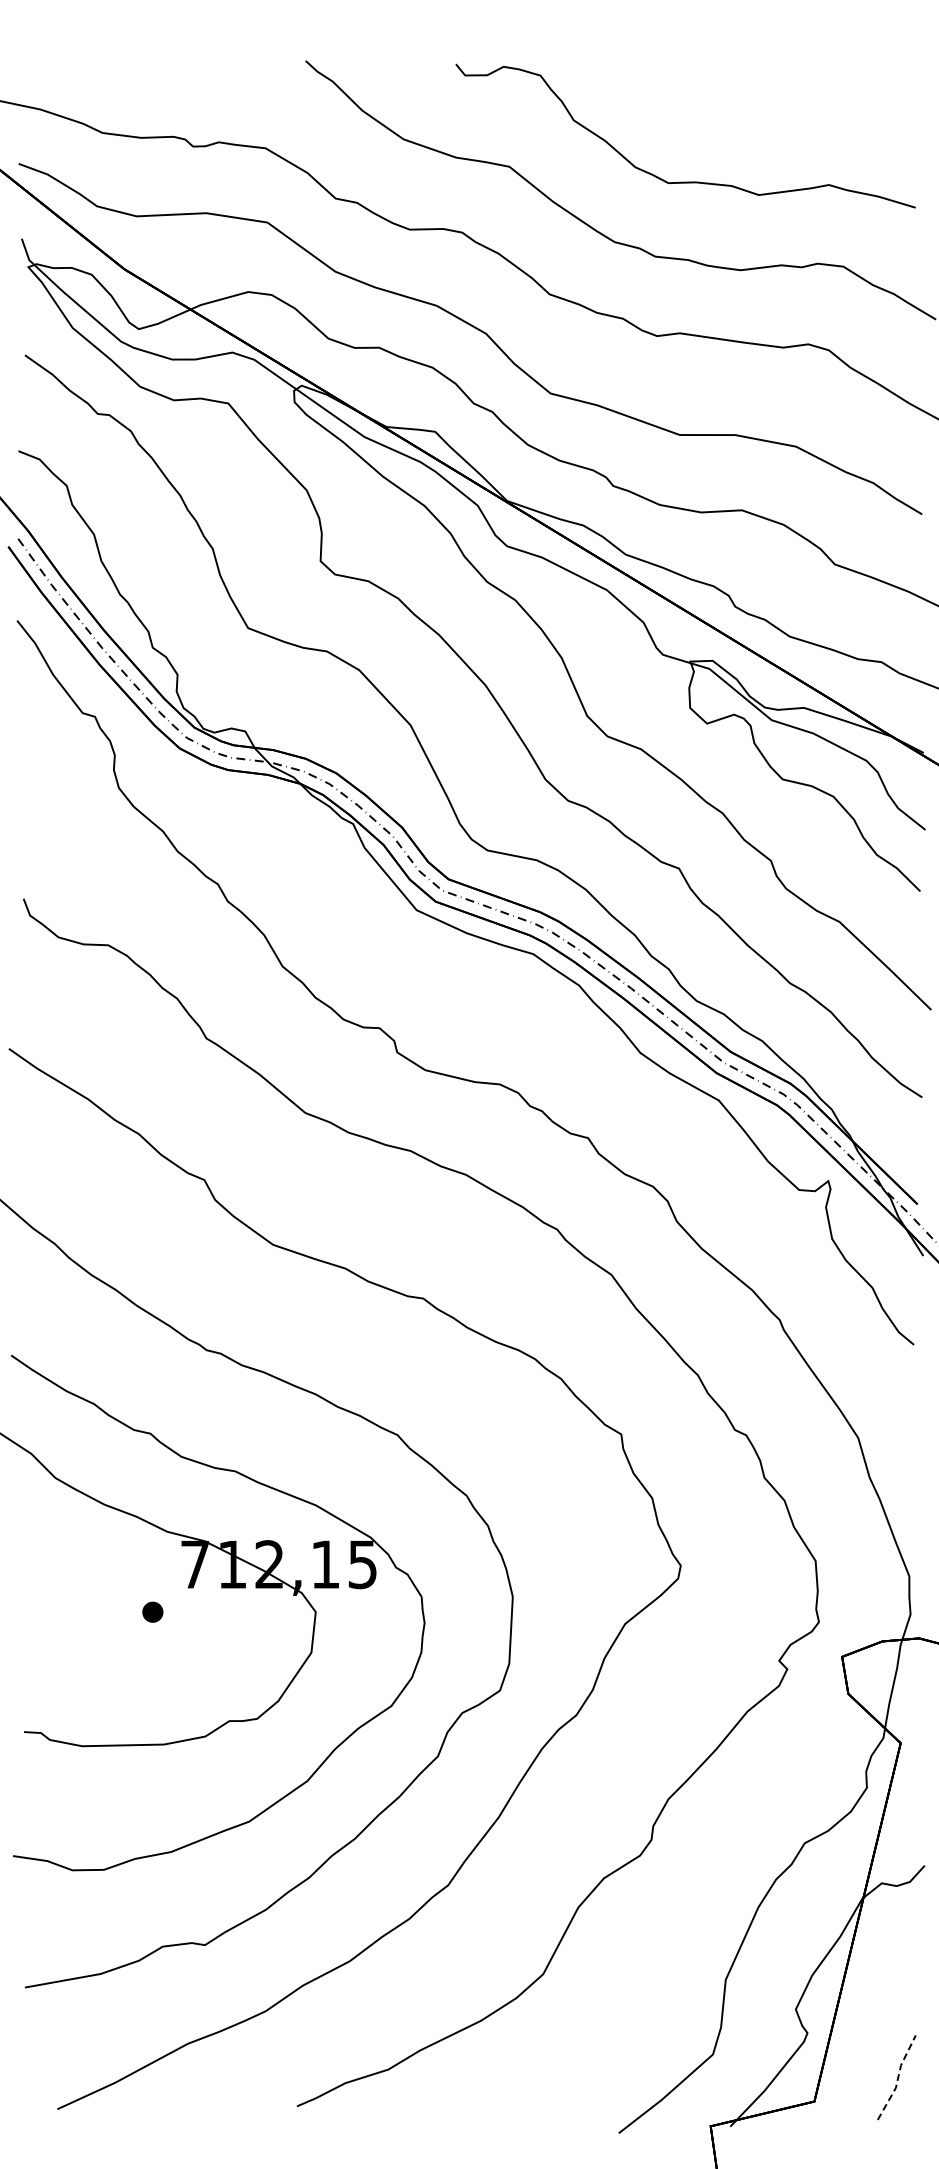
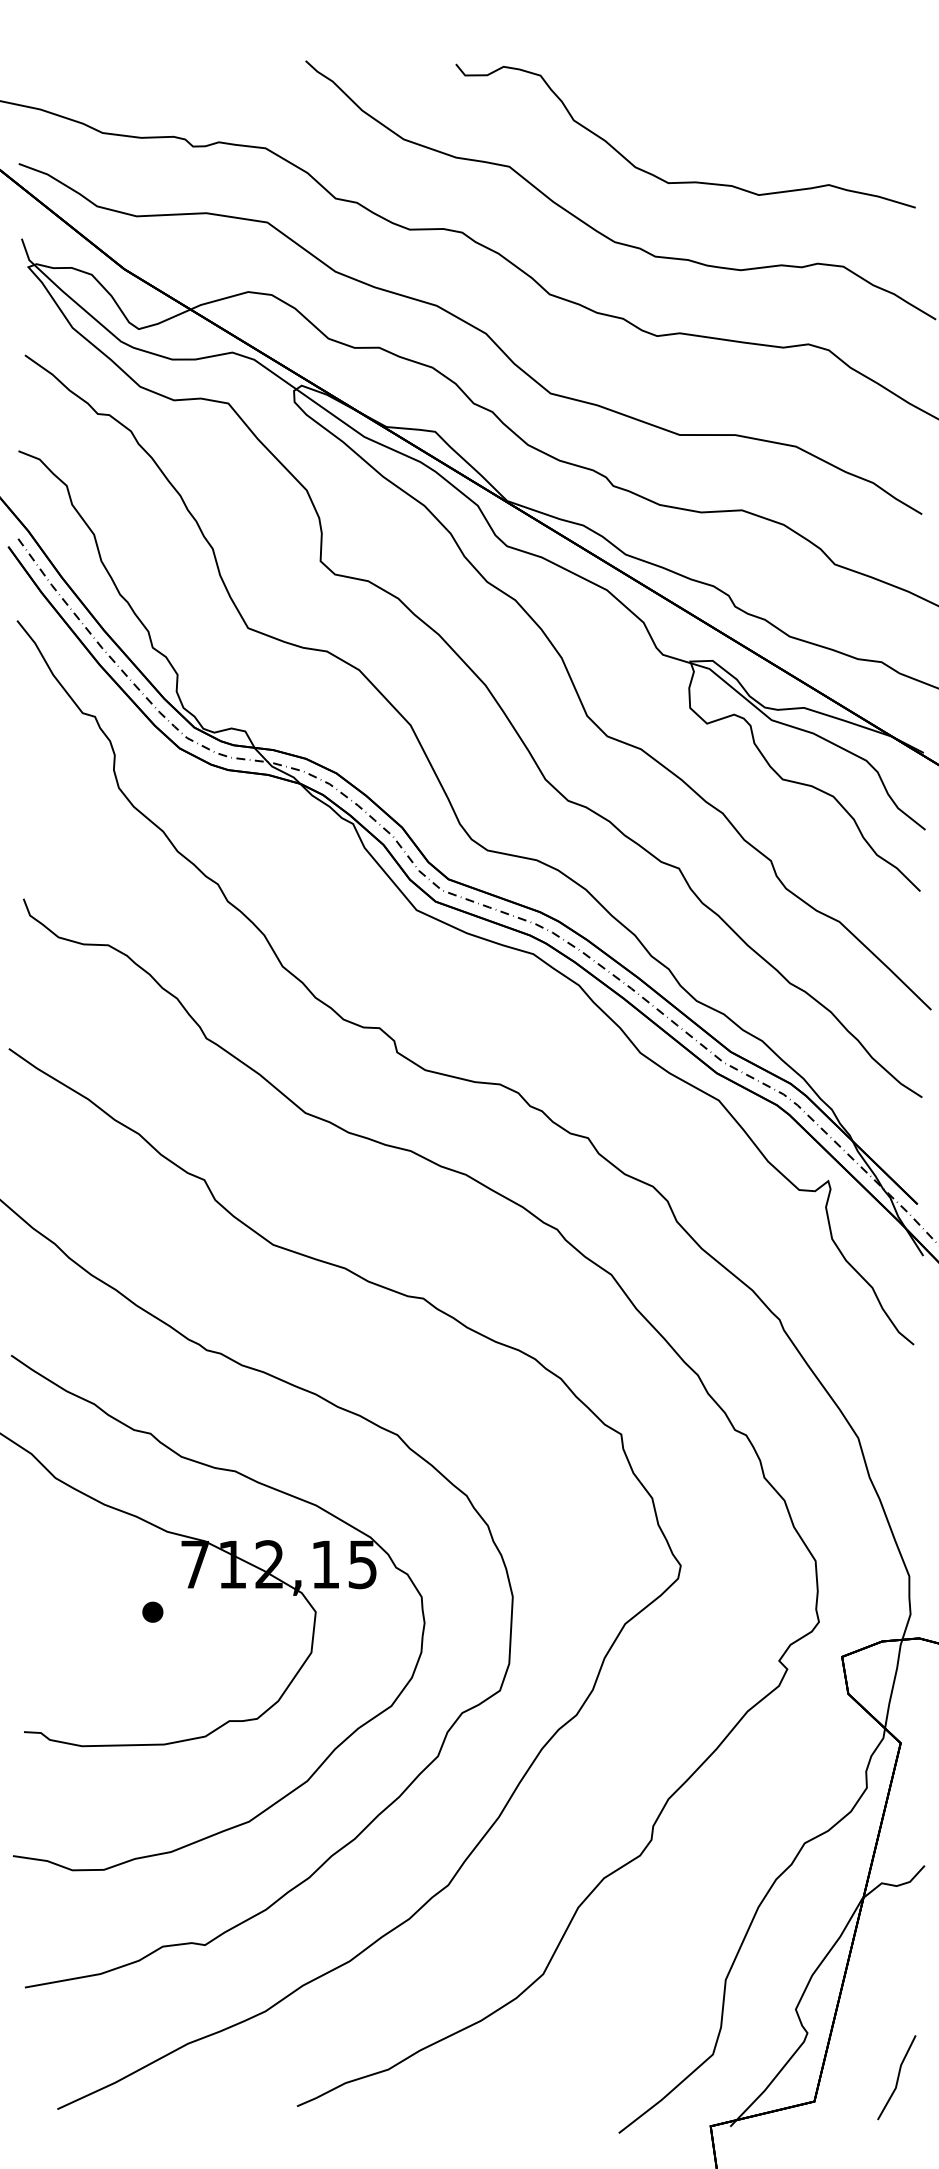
line: dashed -> solid (898, 2077)
